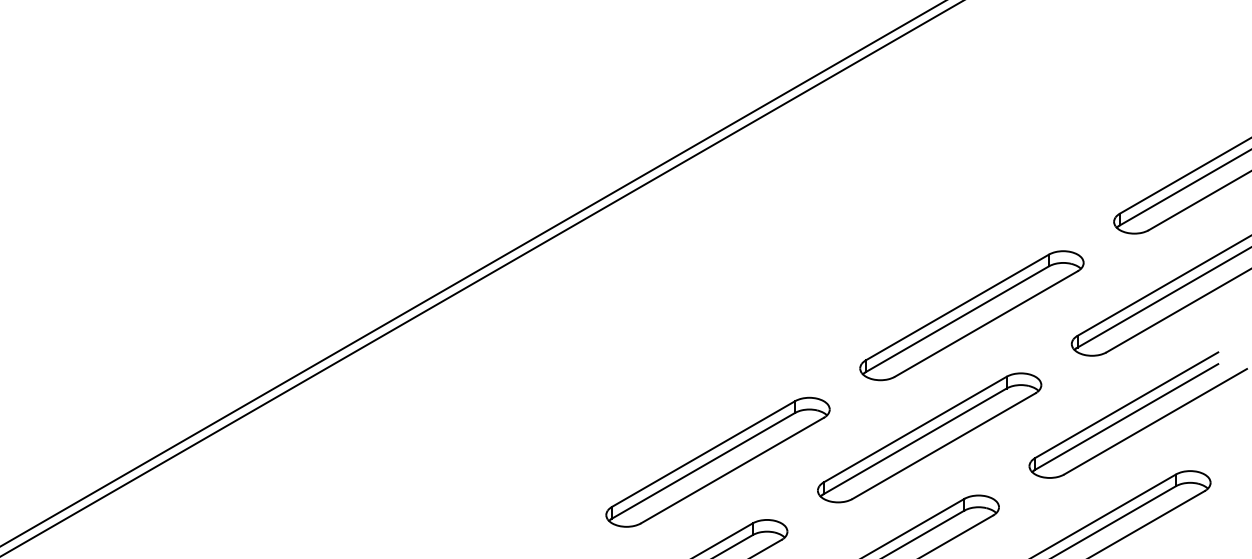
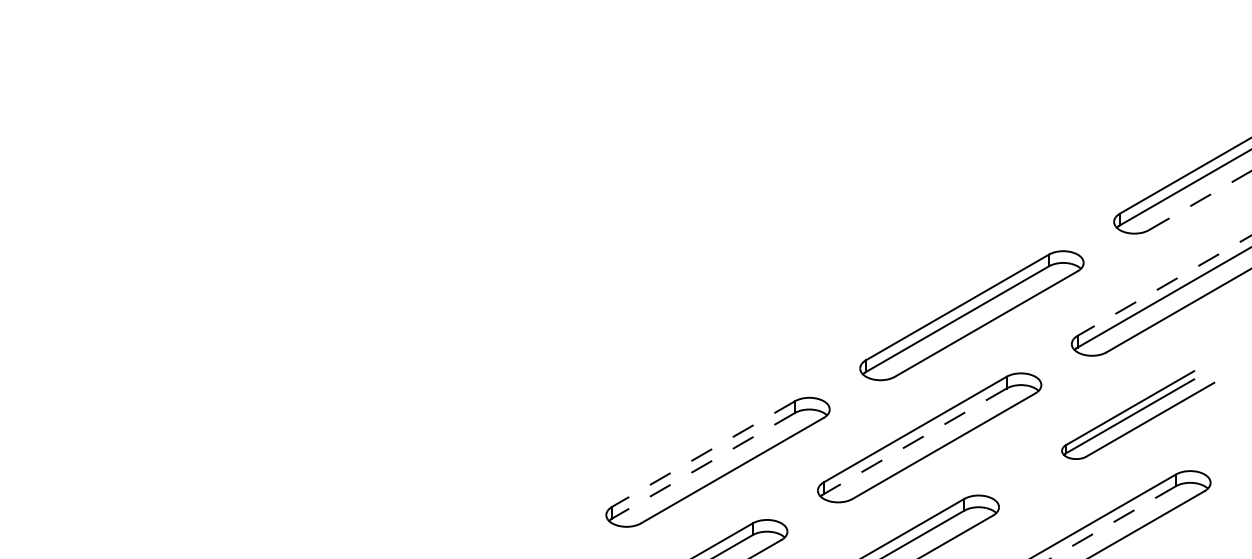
line: solid -> dashed (1200, 200)
line: present -> none (472, 273)
line: present -> none (481, 278)
line: solid -> dashed (1164, 285)
part size: 220x128 px -> 155x90 px (1138, 414)
line: solid -> dashed (915, 441)
line: solid -> dashed (703, 454)
line: solid -> dashed (703, 465)
line: solid -> dashed (1112, 522)
